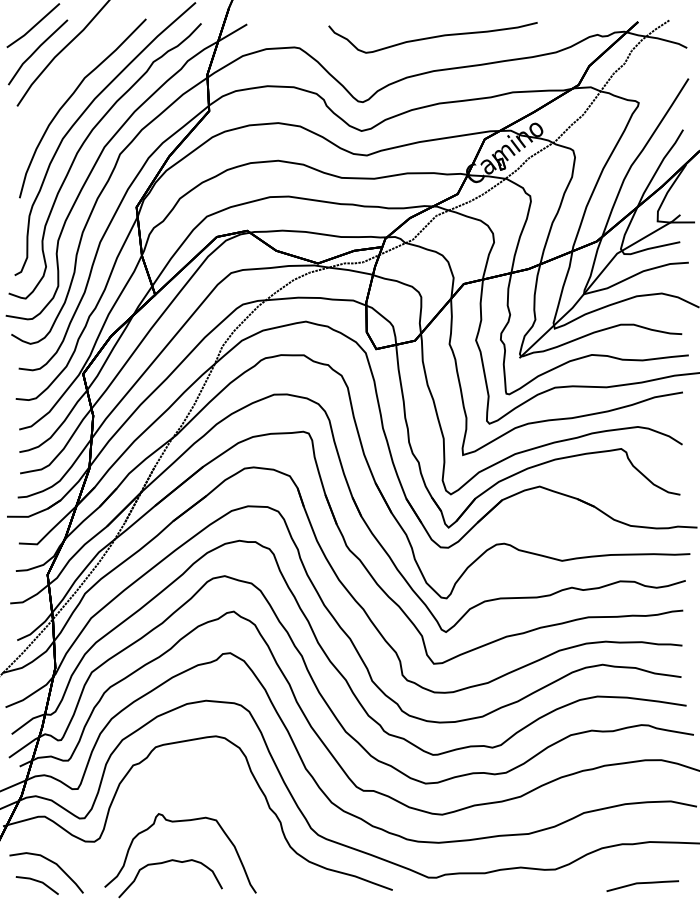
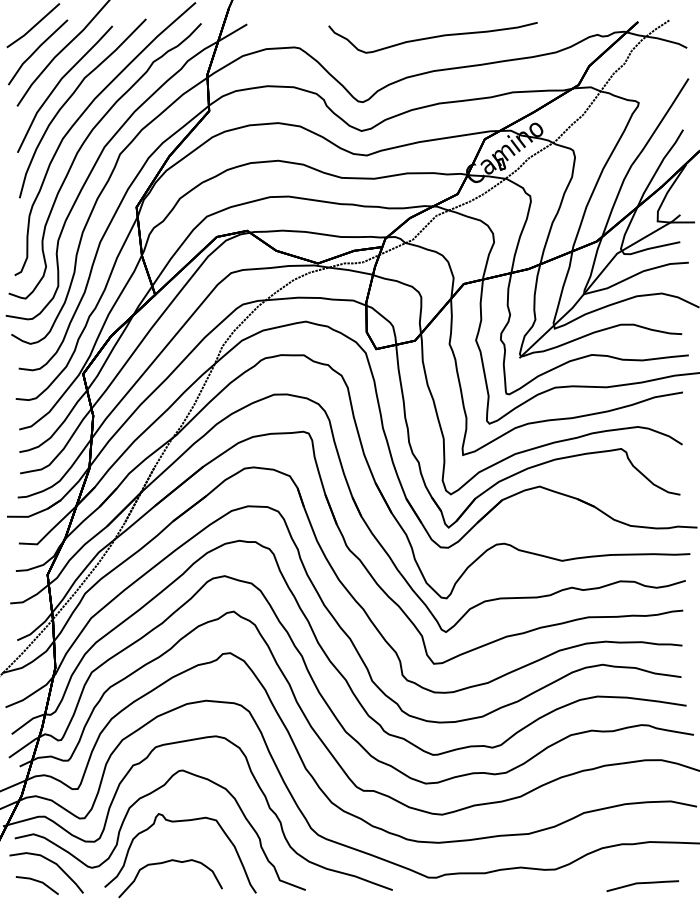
line: none -> present (60, 82)
part: none -> present (127, 815)
